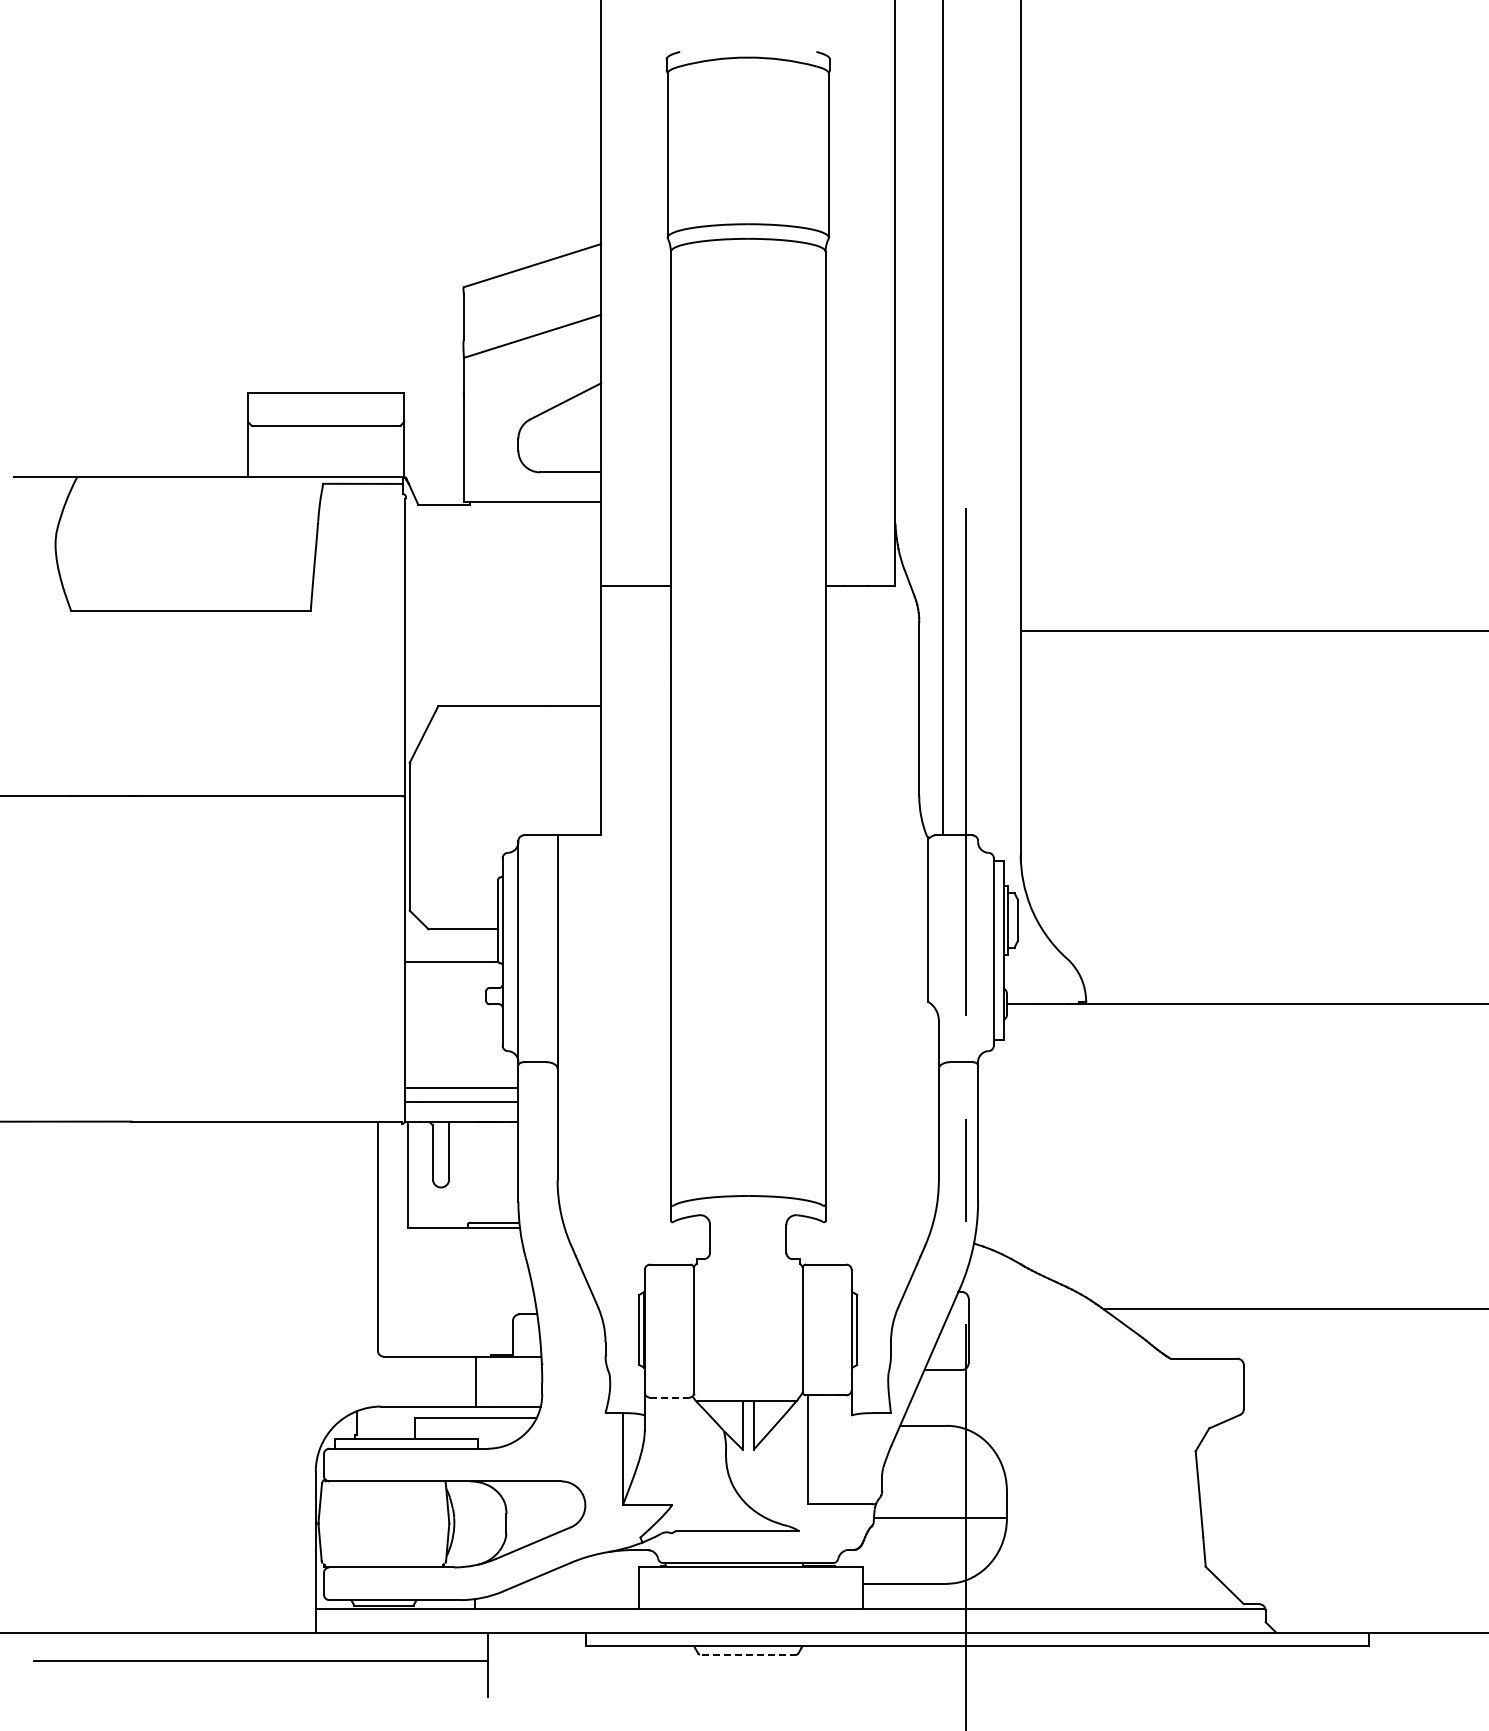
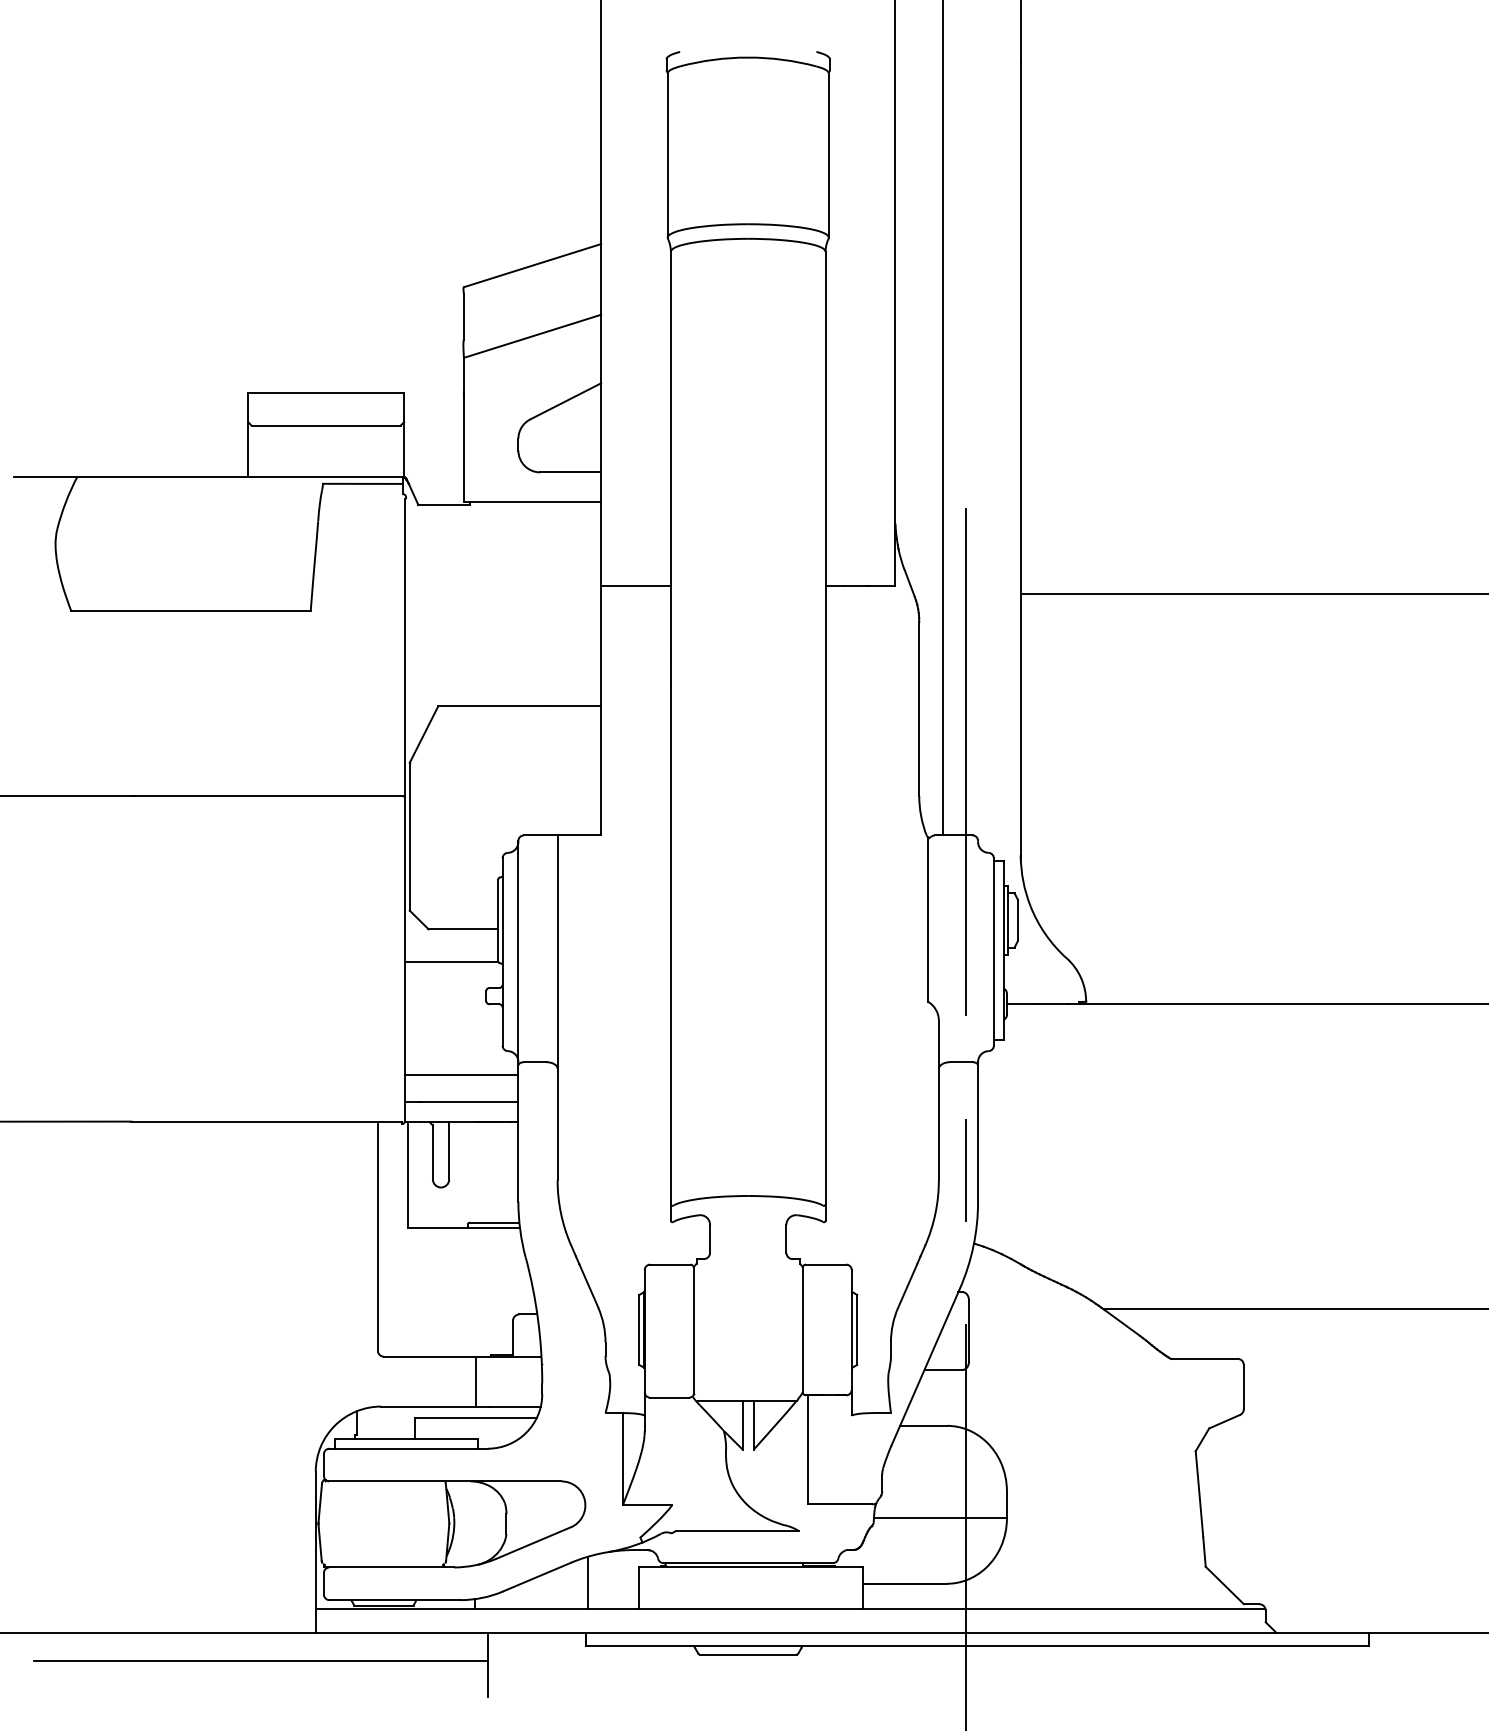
line position: (1252, 630) -> (1252, 593) (1252, 593)
line position: (461, 1088) -> (461, 1075) (461, 1075)
line: dashed -> solid (670, 1397)
line: none -> present (587, 1582)
line: dashed -> solid (747, 1654)
